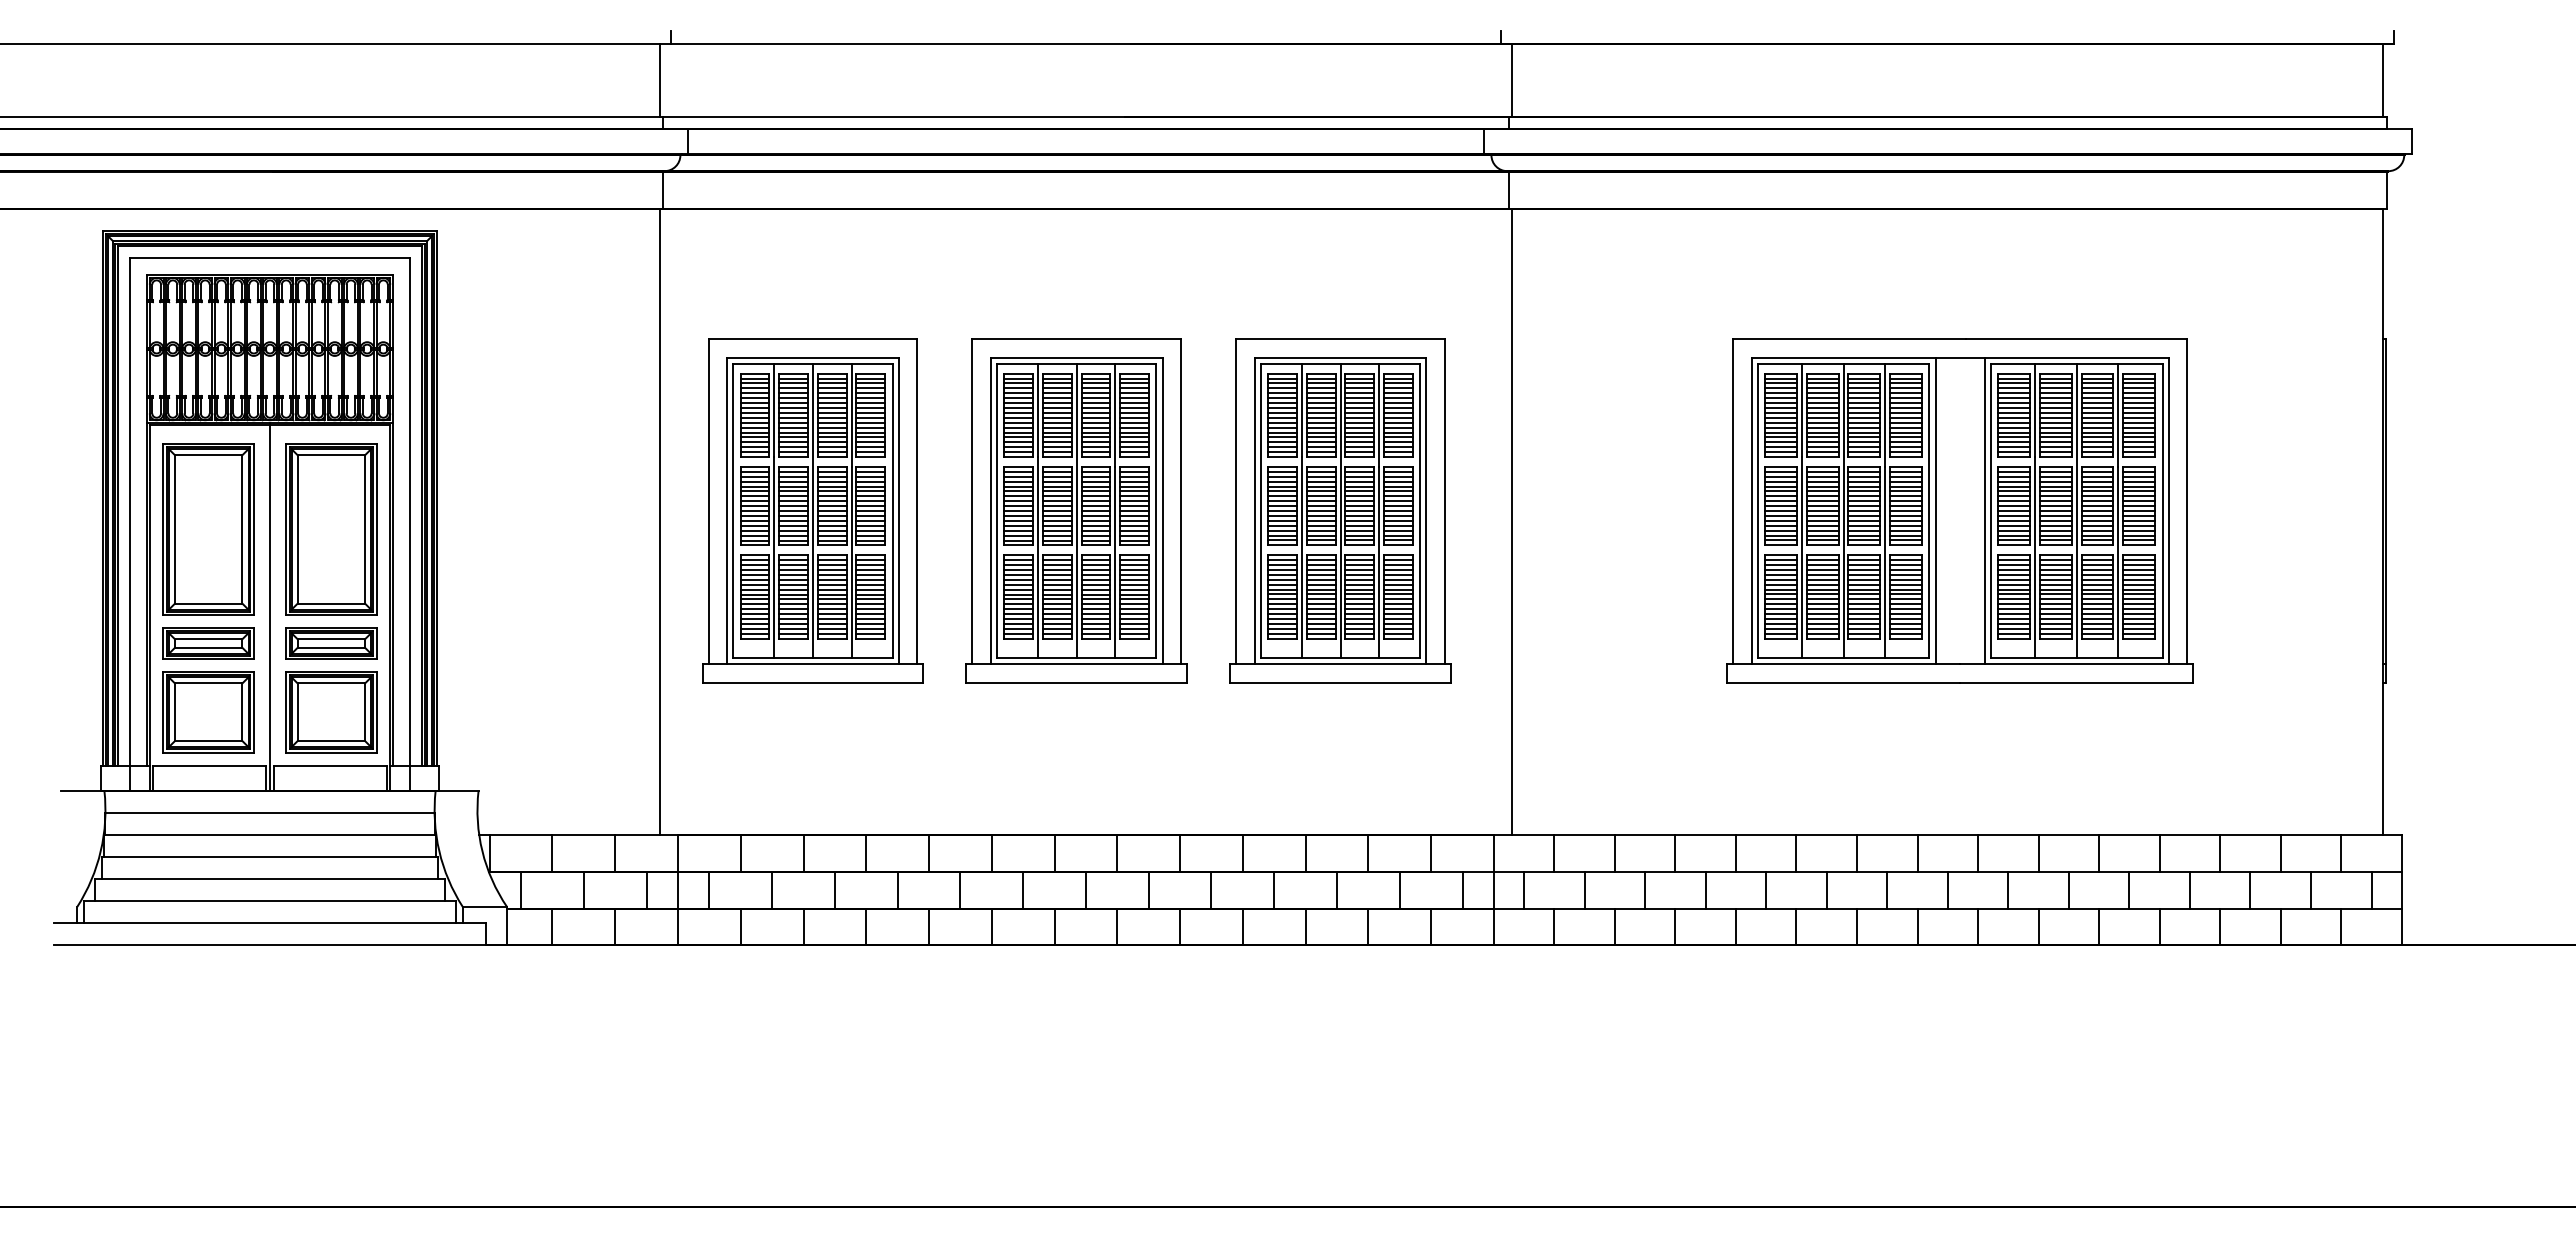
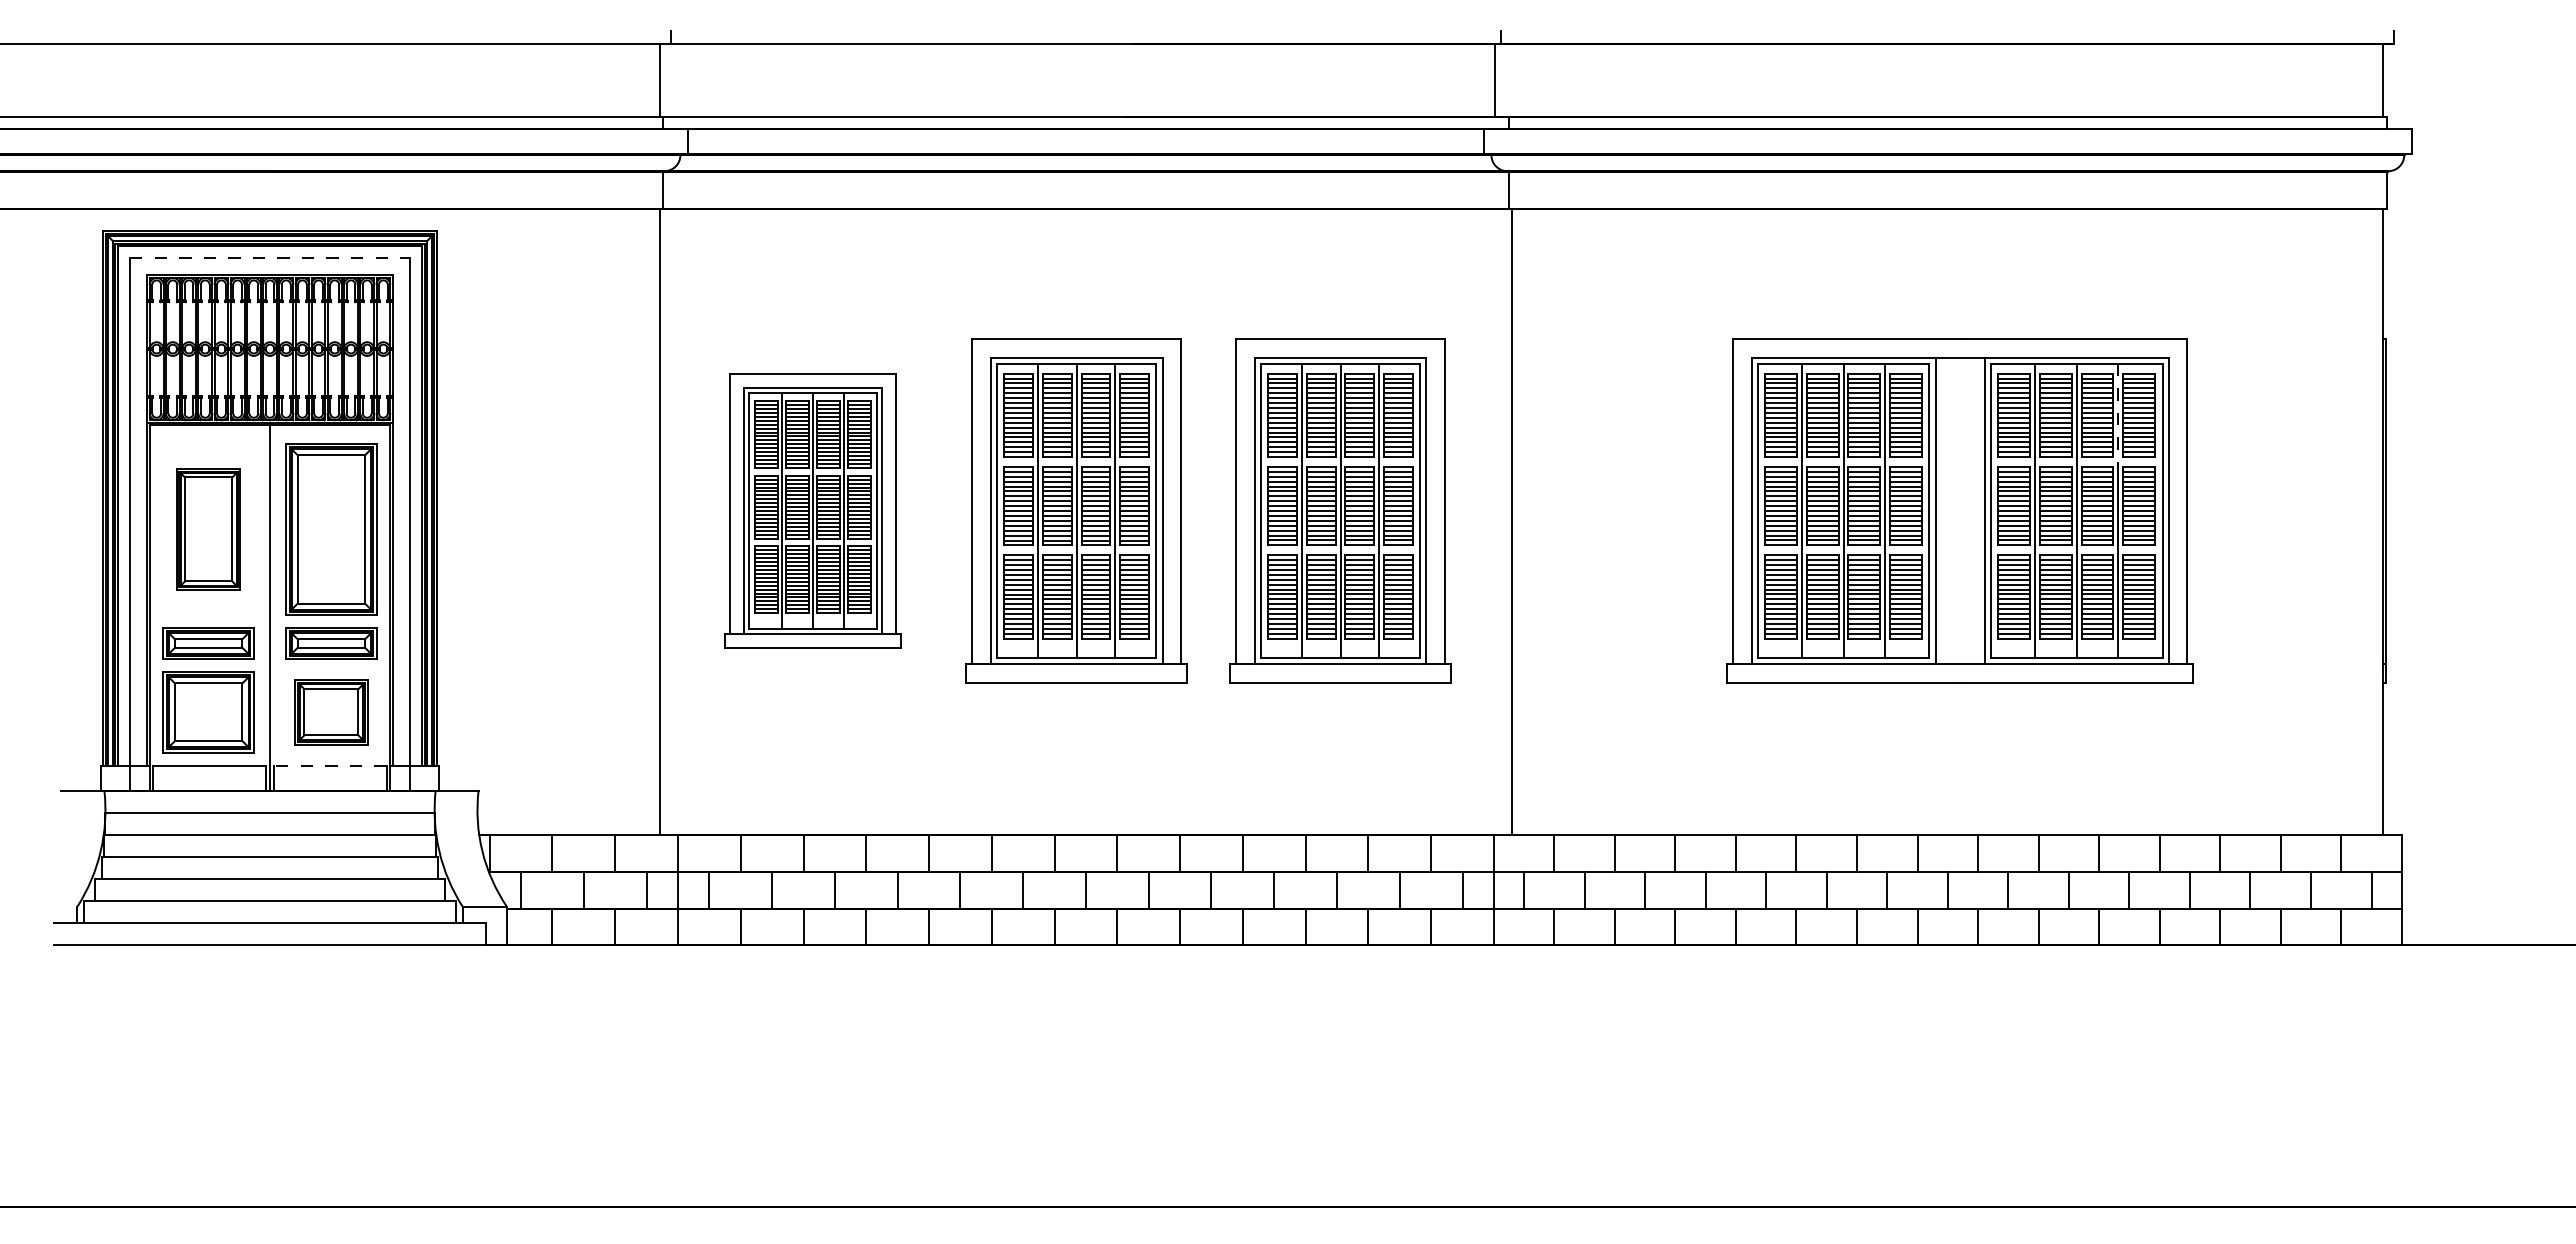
line position: (1512, 80) -> (1495, 80) (1495, 80)
line: solid -> dashed (270, 258)
line: solid -> dashed (2118, 415)
part size: 222x346 px -> 178x276 px (812, 510)
part size: 93x173 px -> 65x123 px (208, 529)
part size: 93x83 px -> 75x67 px (331, 712)
line: solid -> dashed (329, 766)
